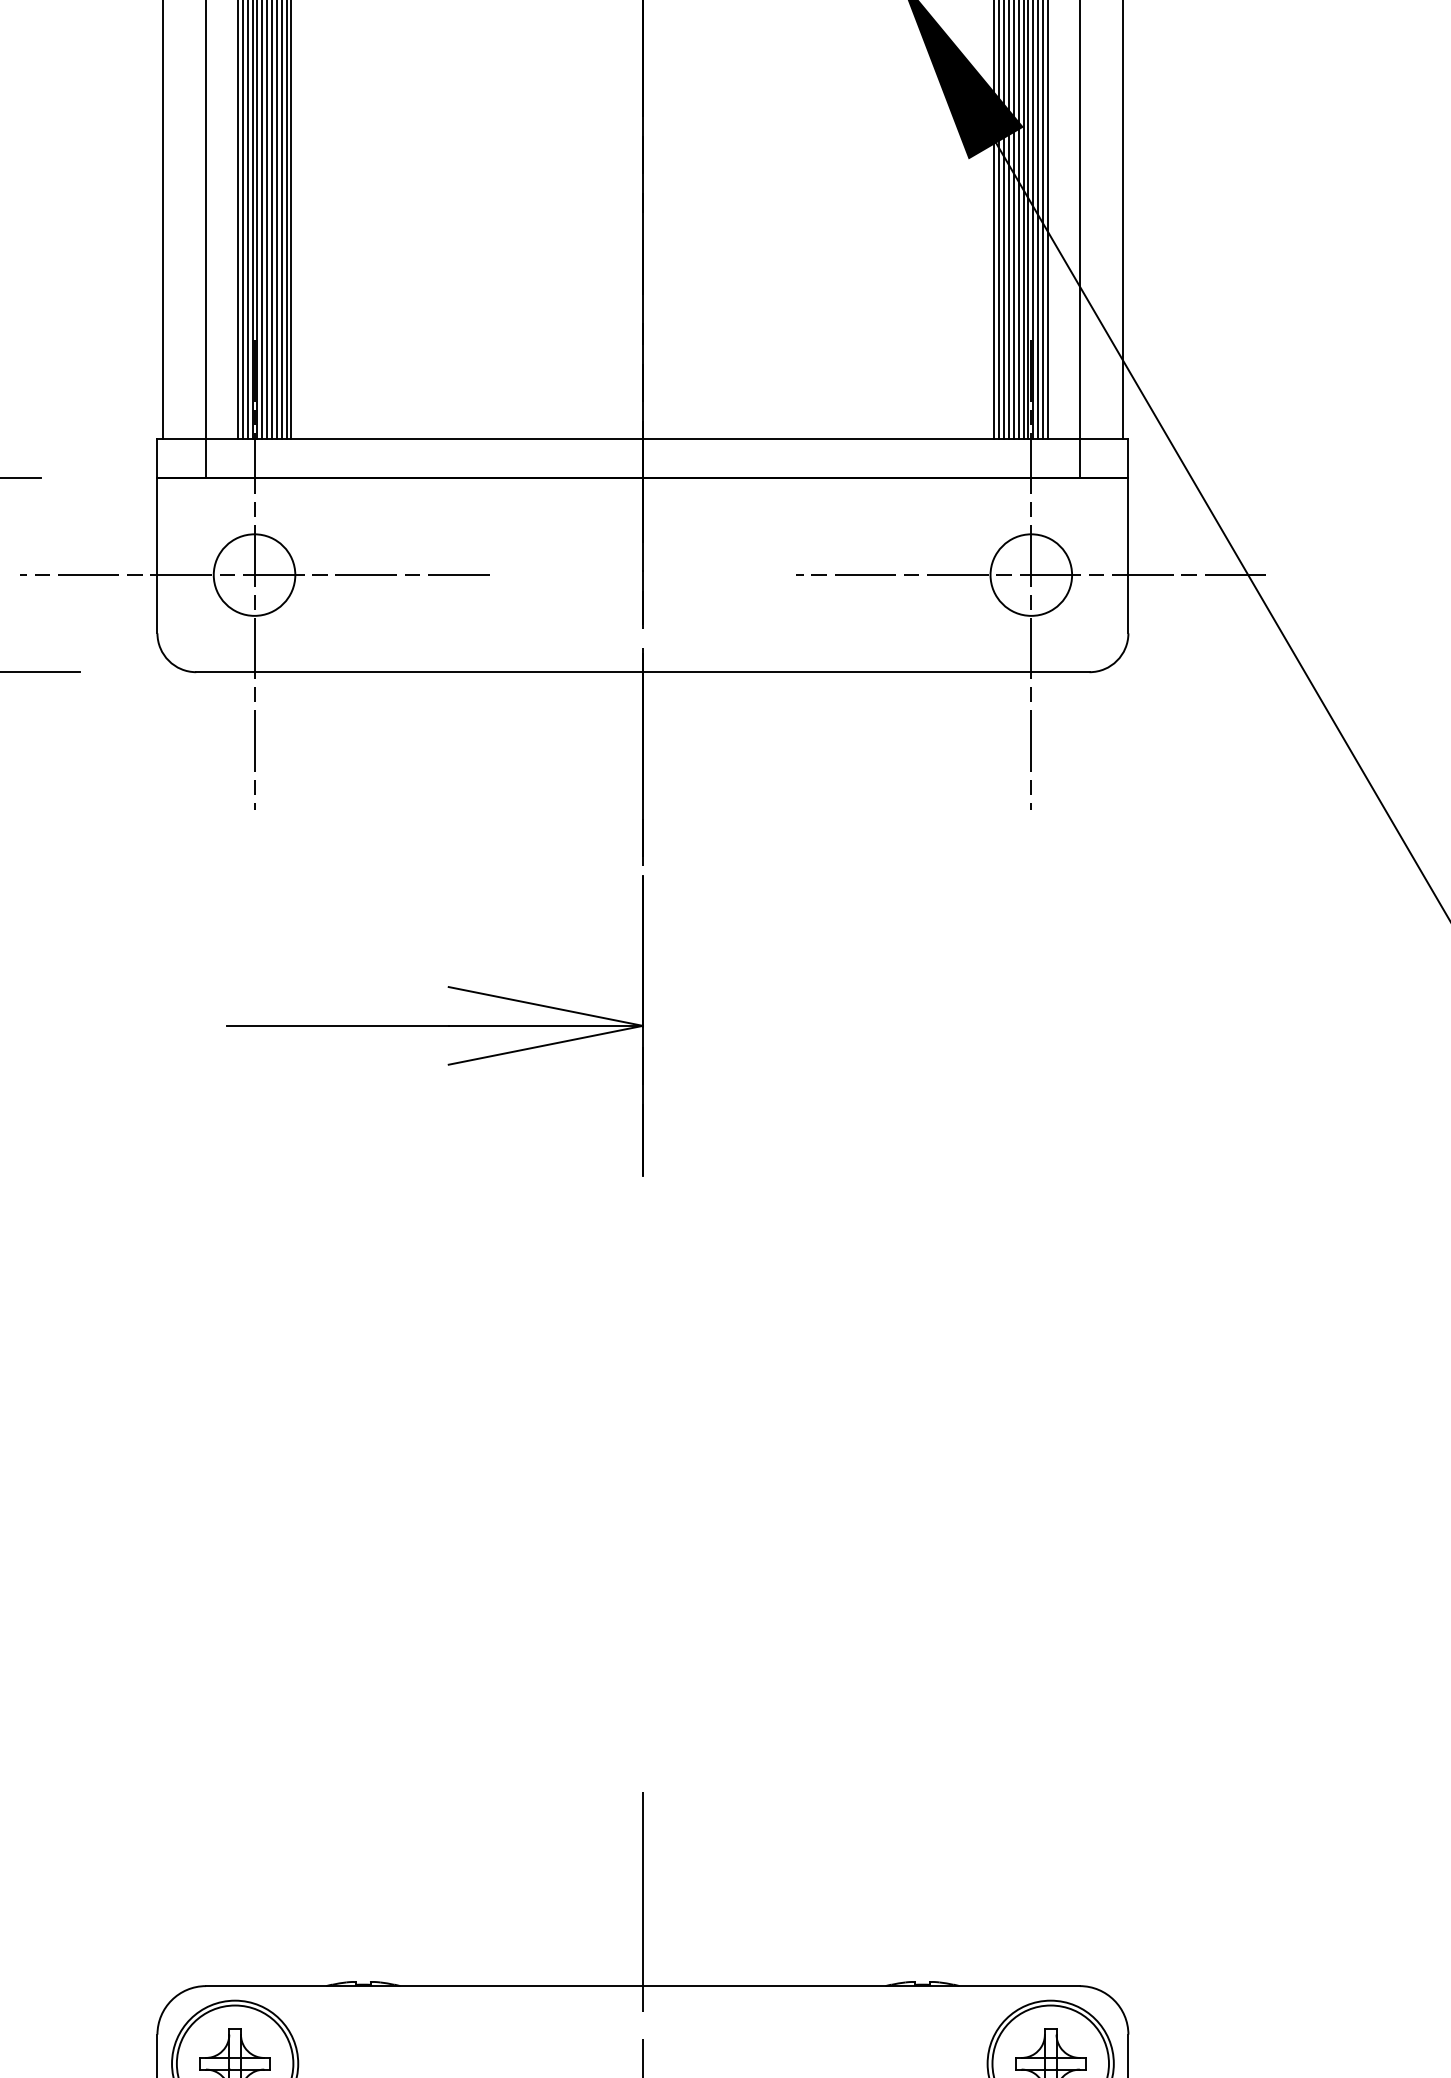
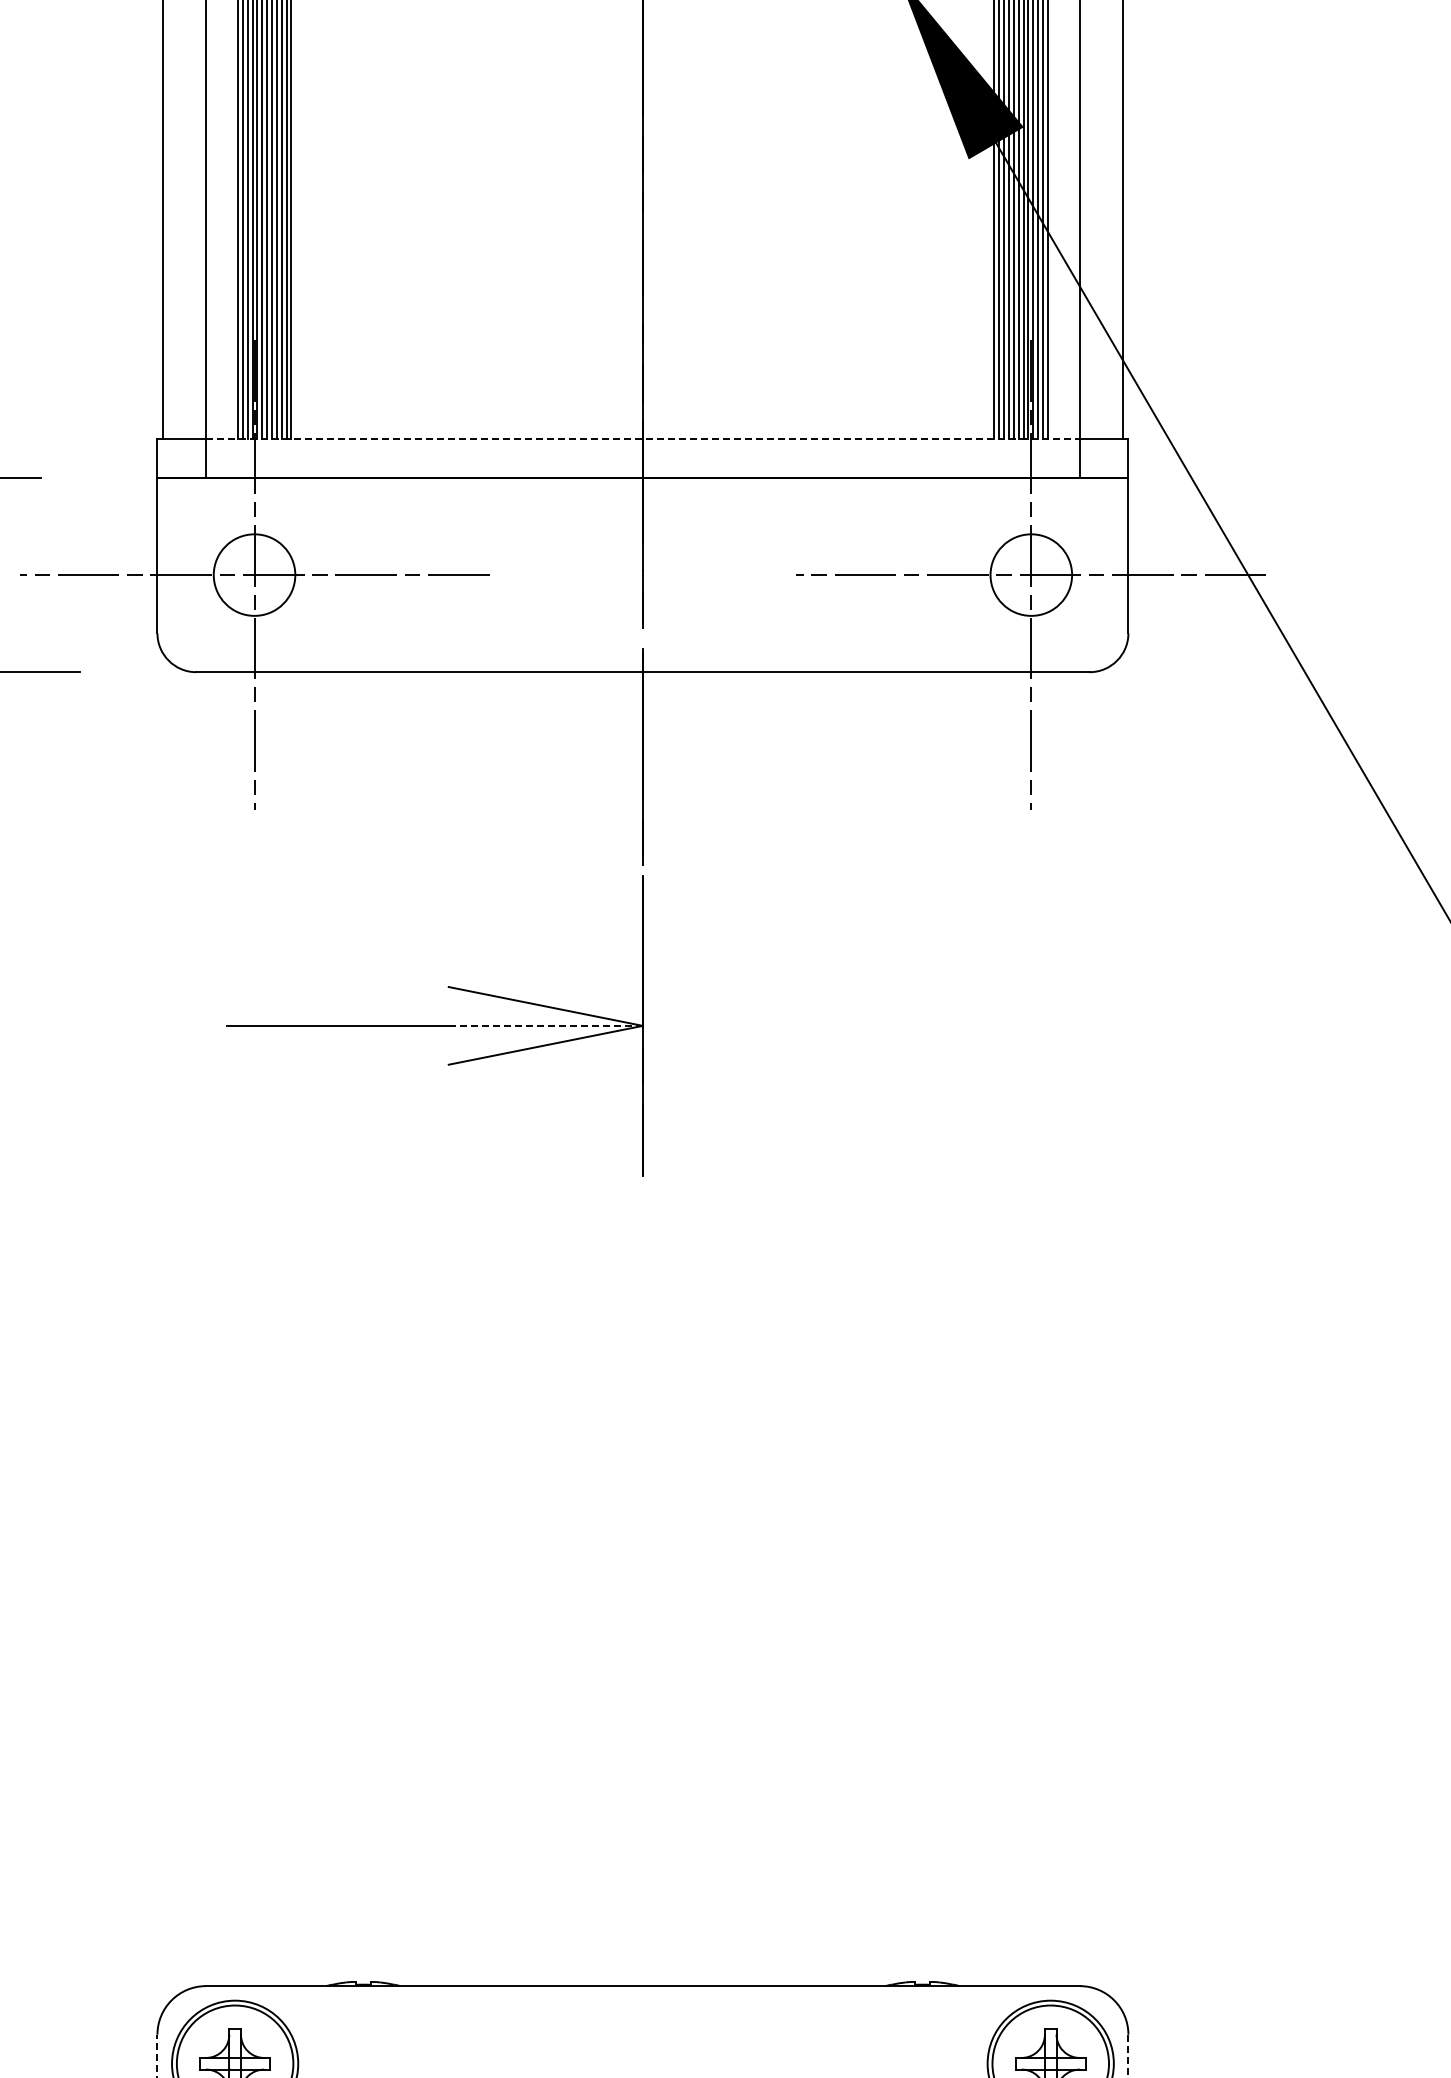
line: solid -> dashed (642, 439)
line: solid -> dashed (546, 1025)
line: present -> none (642, 1932)
line: solid -> dashed (157, 2055)
line: solid -> dashed (1128, 2056)
